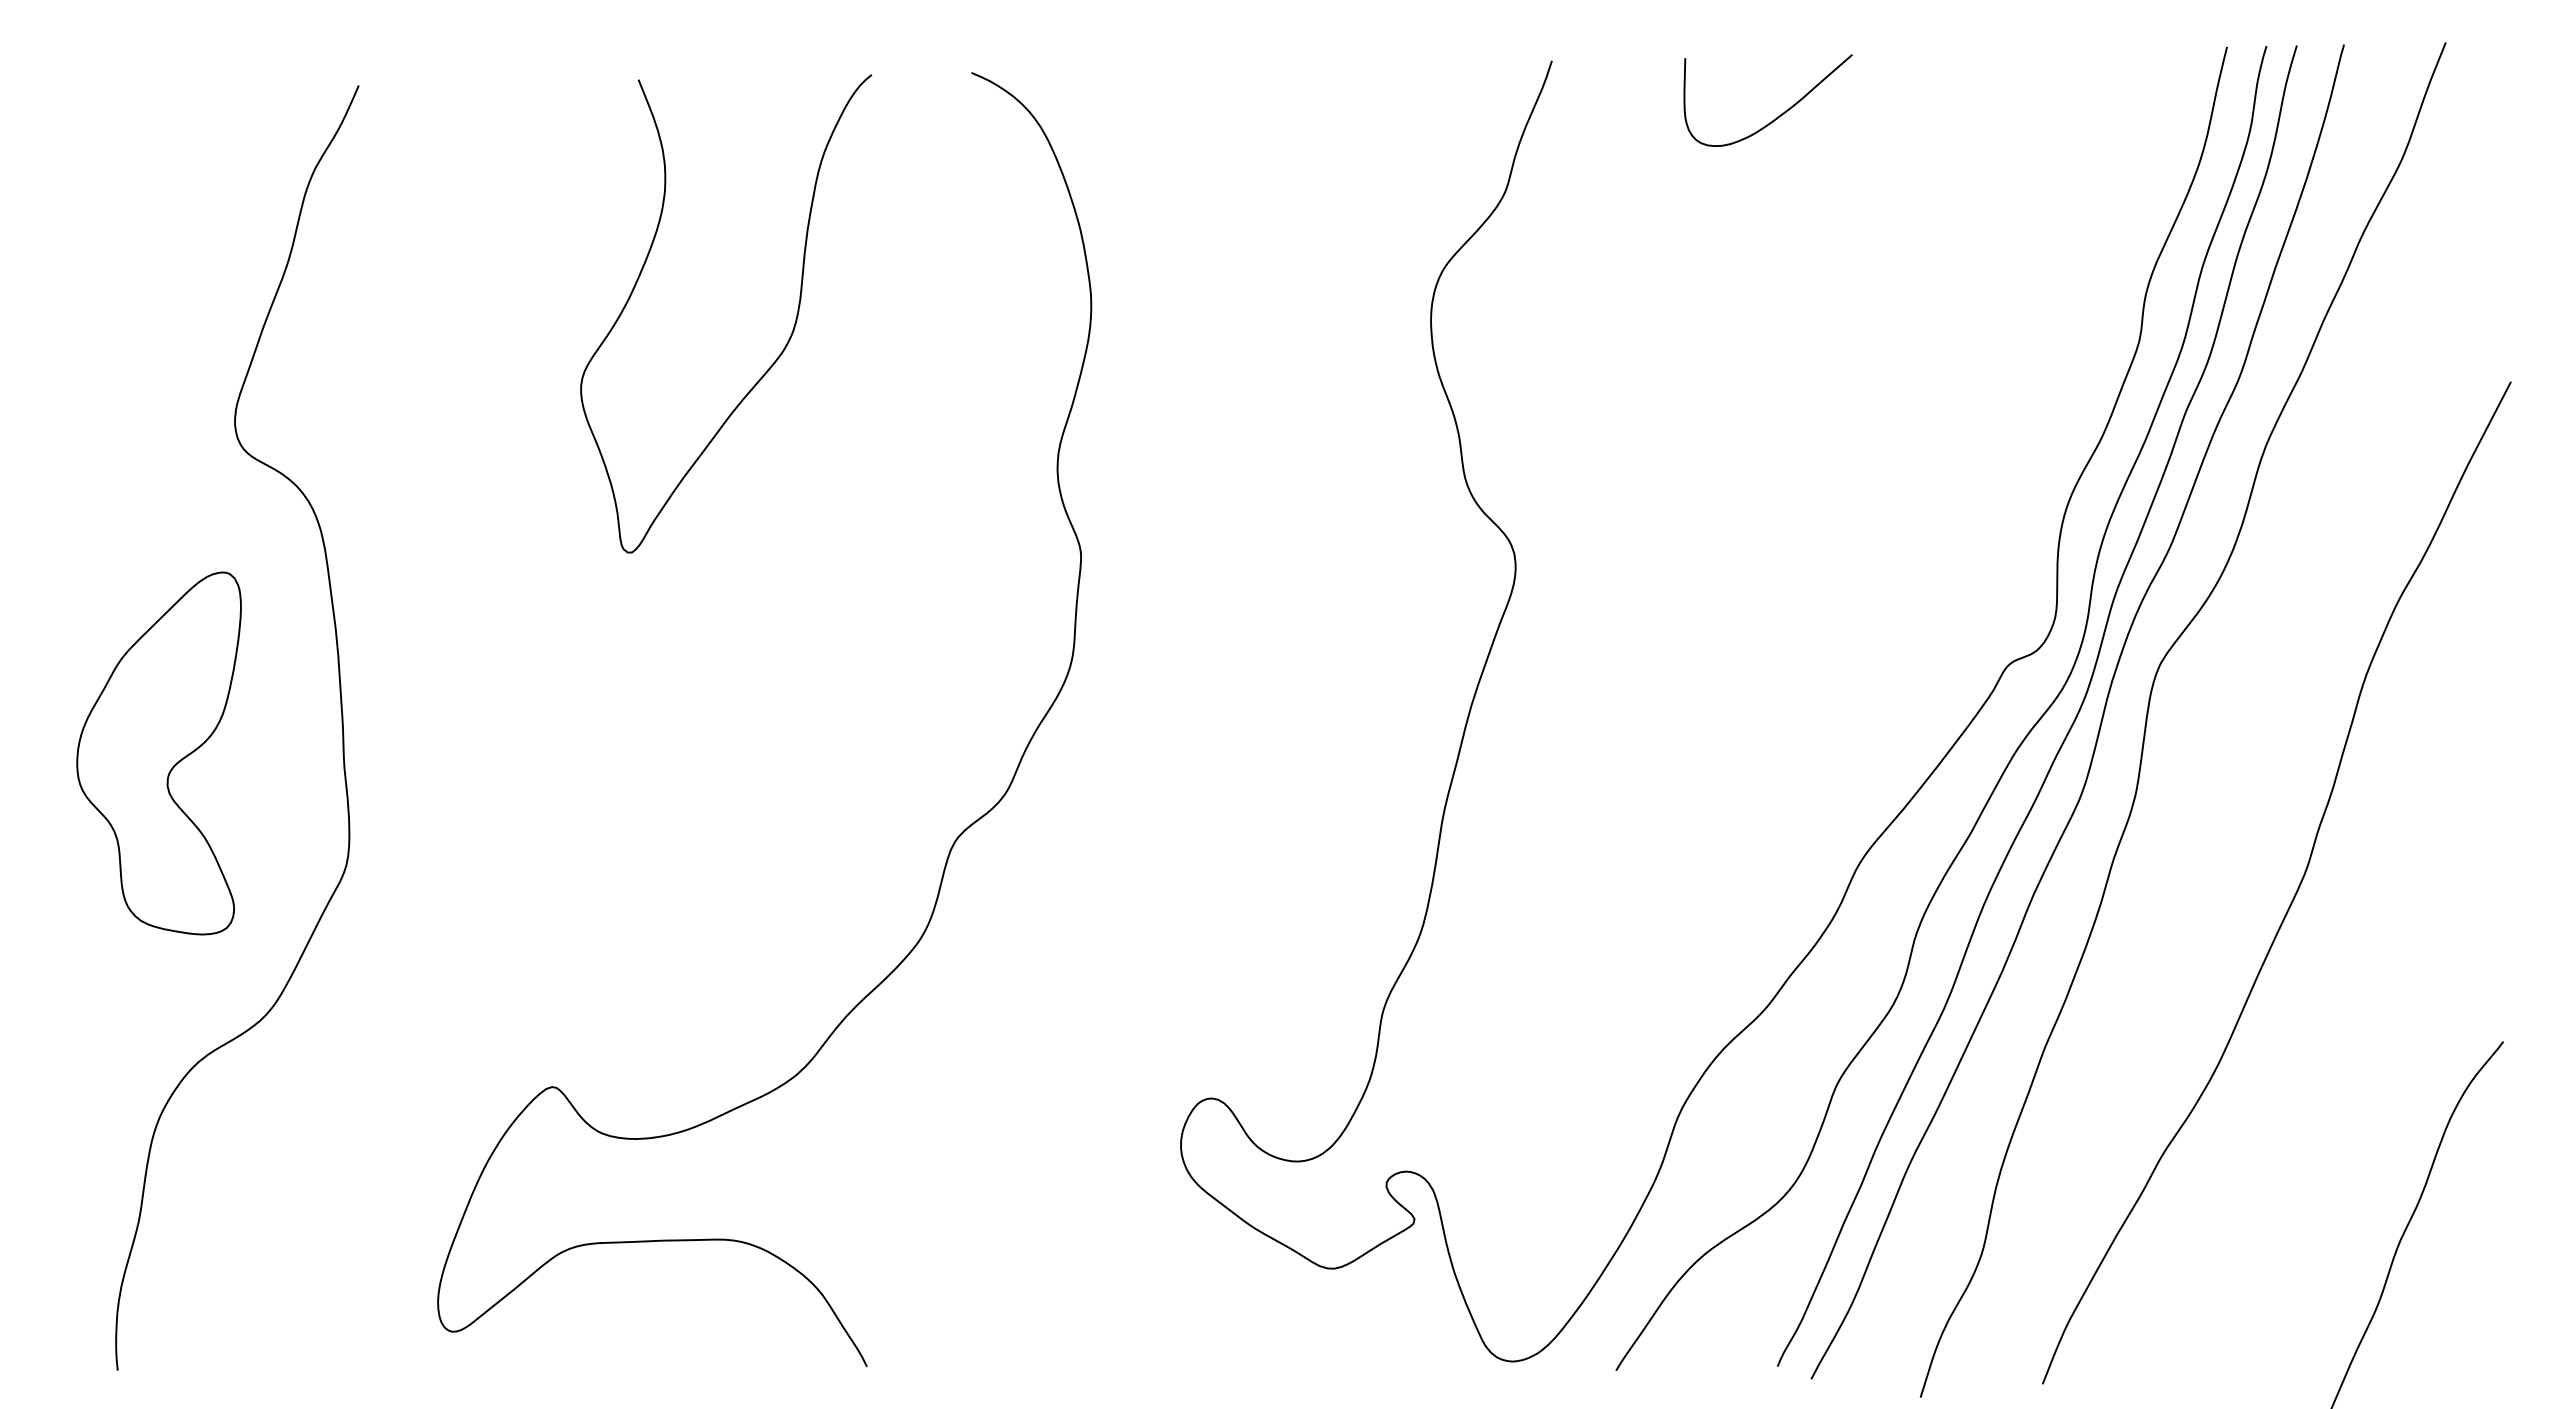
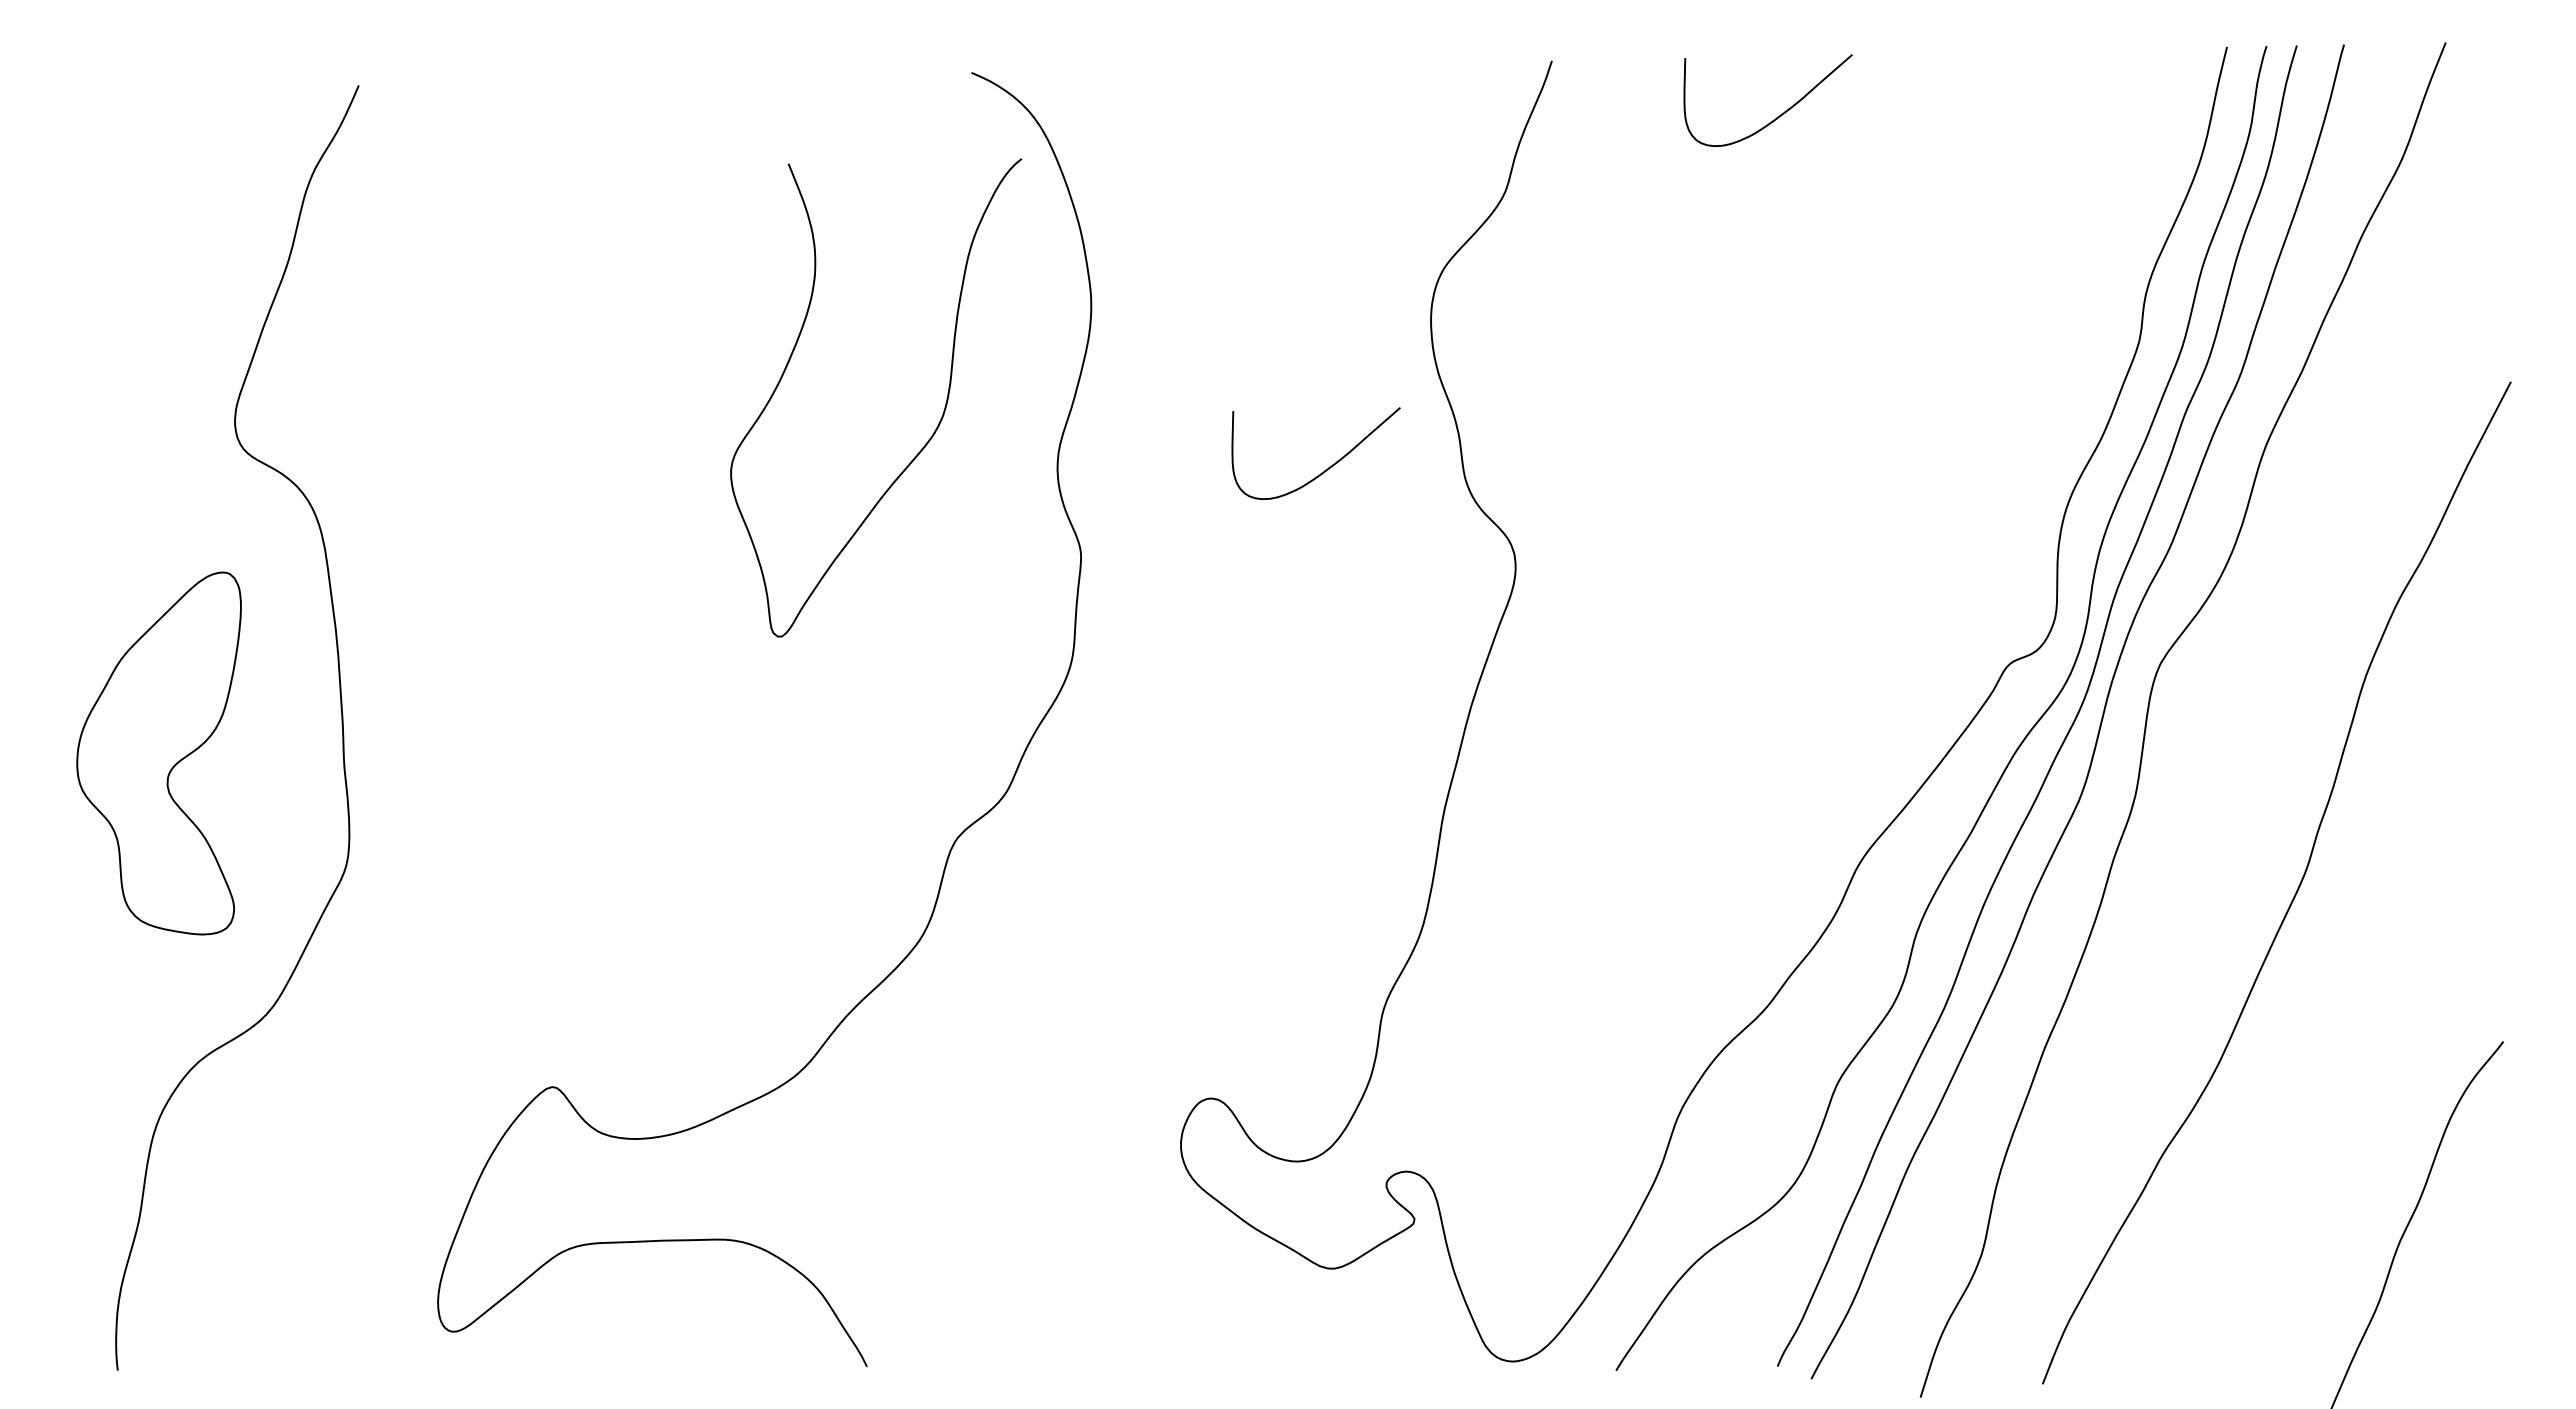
curve position: (784, 346) -> (934, 430) (934, 430)
part: none -> present (1325, 469)
